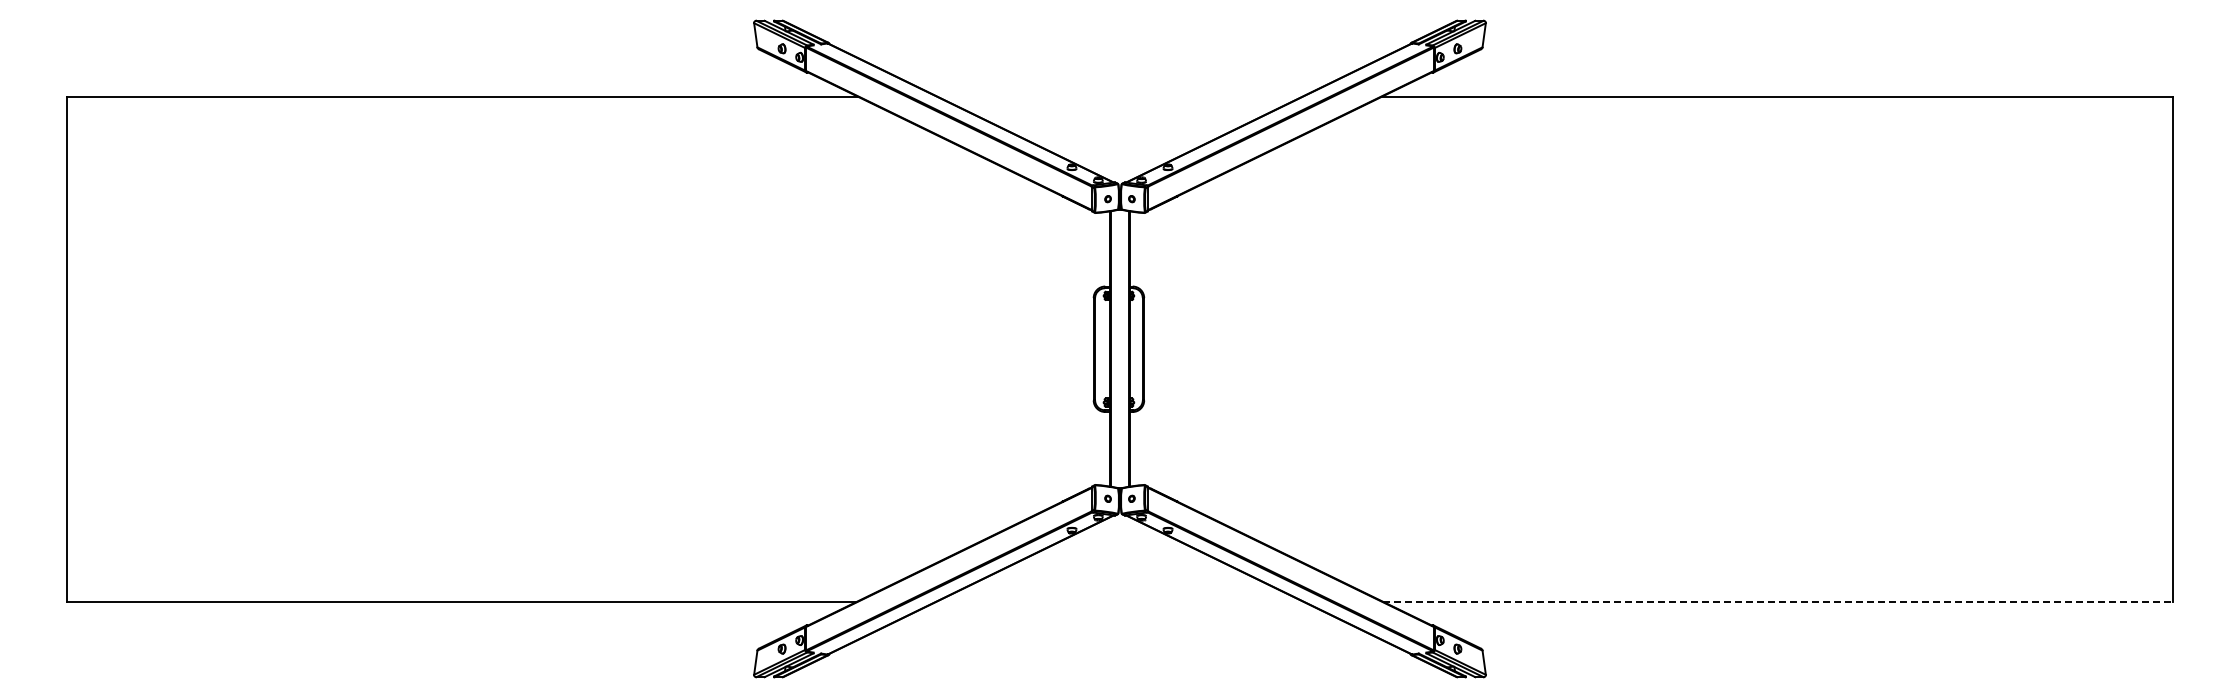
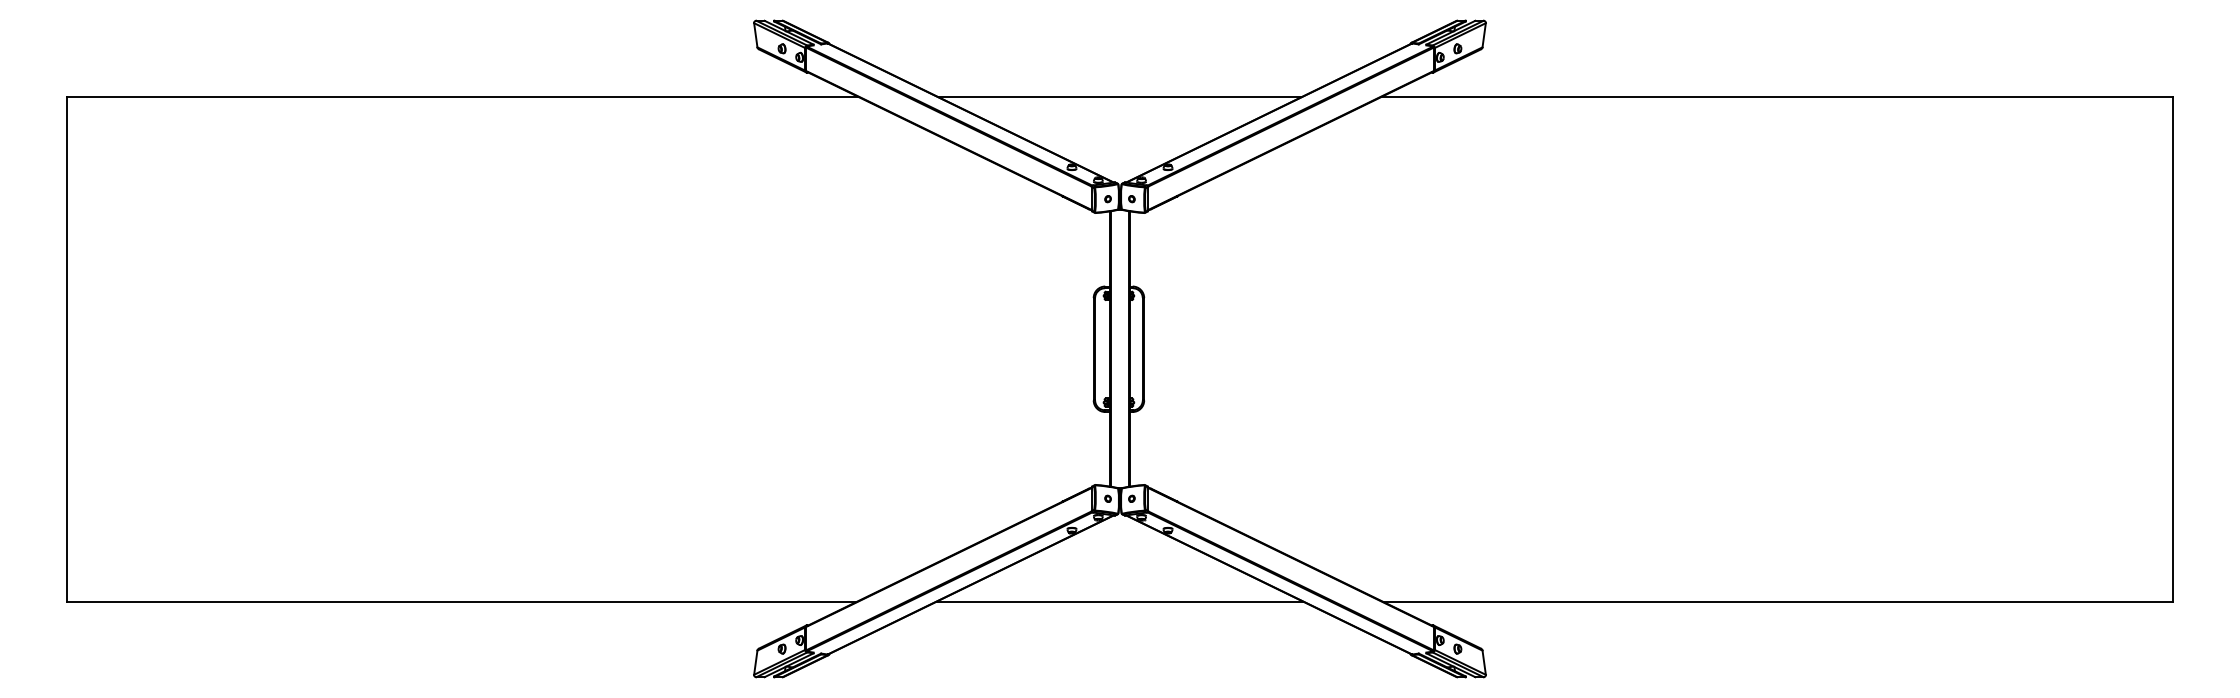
line: none -> present (1119, 96)
line: none -> present (1119, 601)
line: dashed -> solid (1778, 601)
